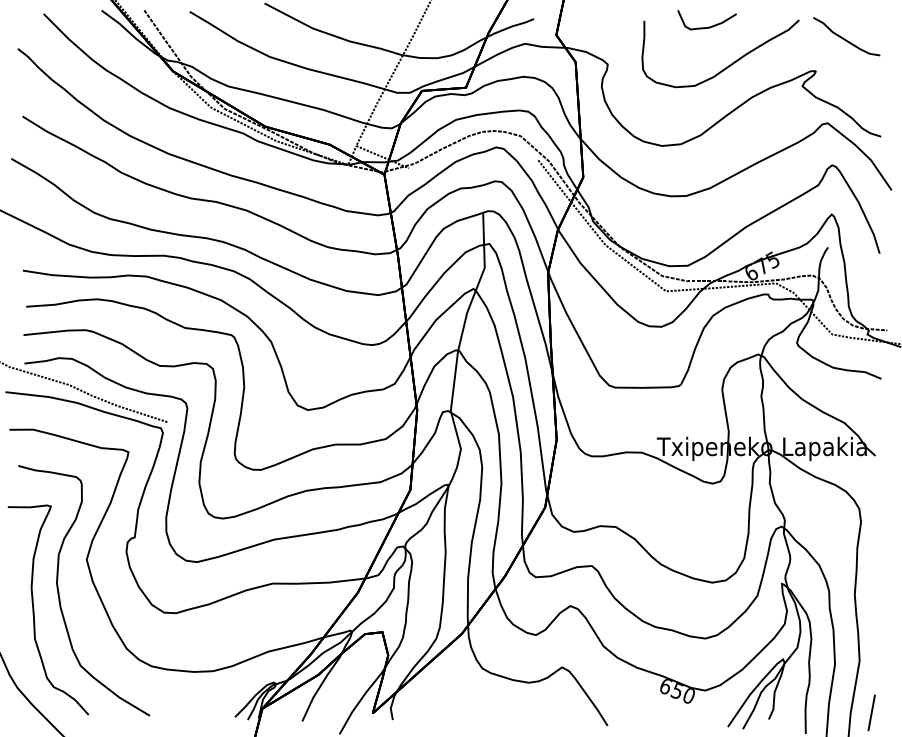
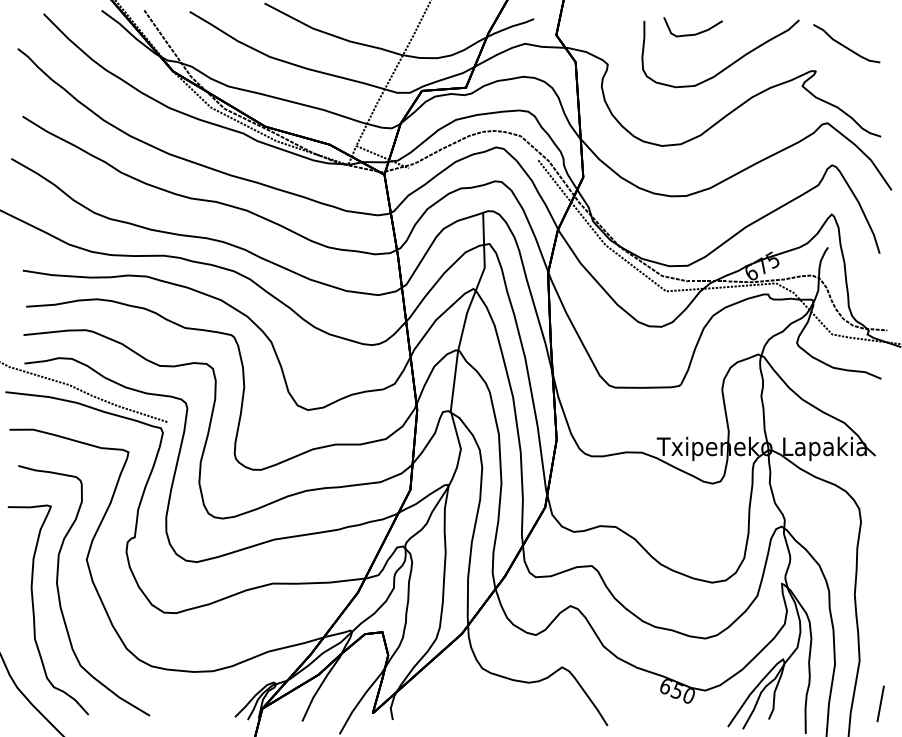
curve position: (708, 26) -> (694, 33) (694, 33)
curve position: (844, 38) -> (844, 45) (844, 45)
line position: (871, 712) -> (880, 703) (880, 703)
